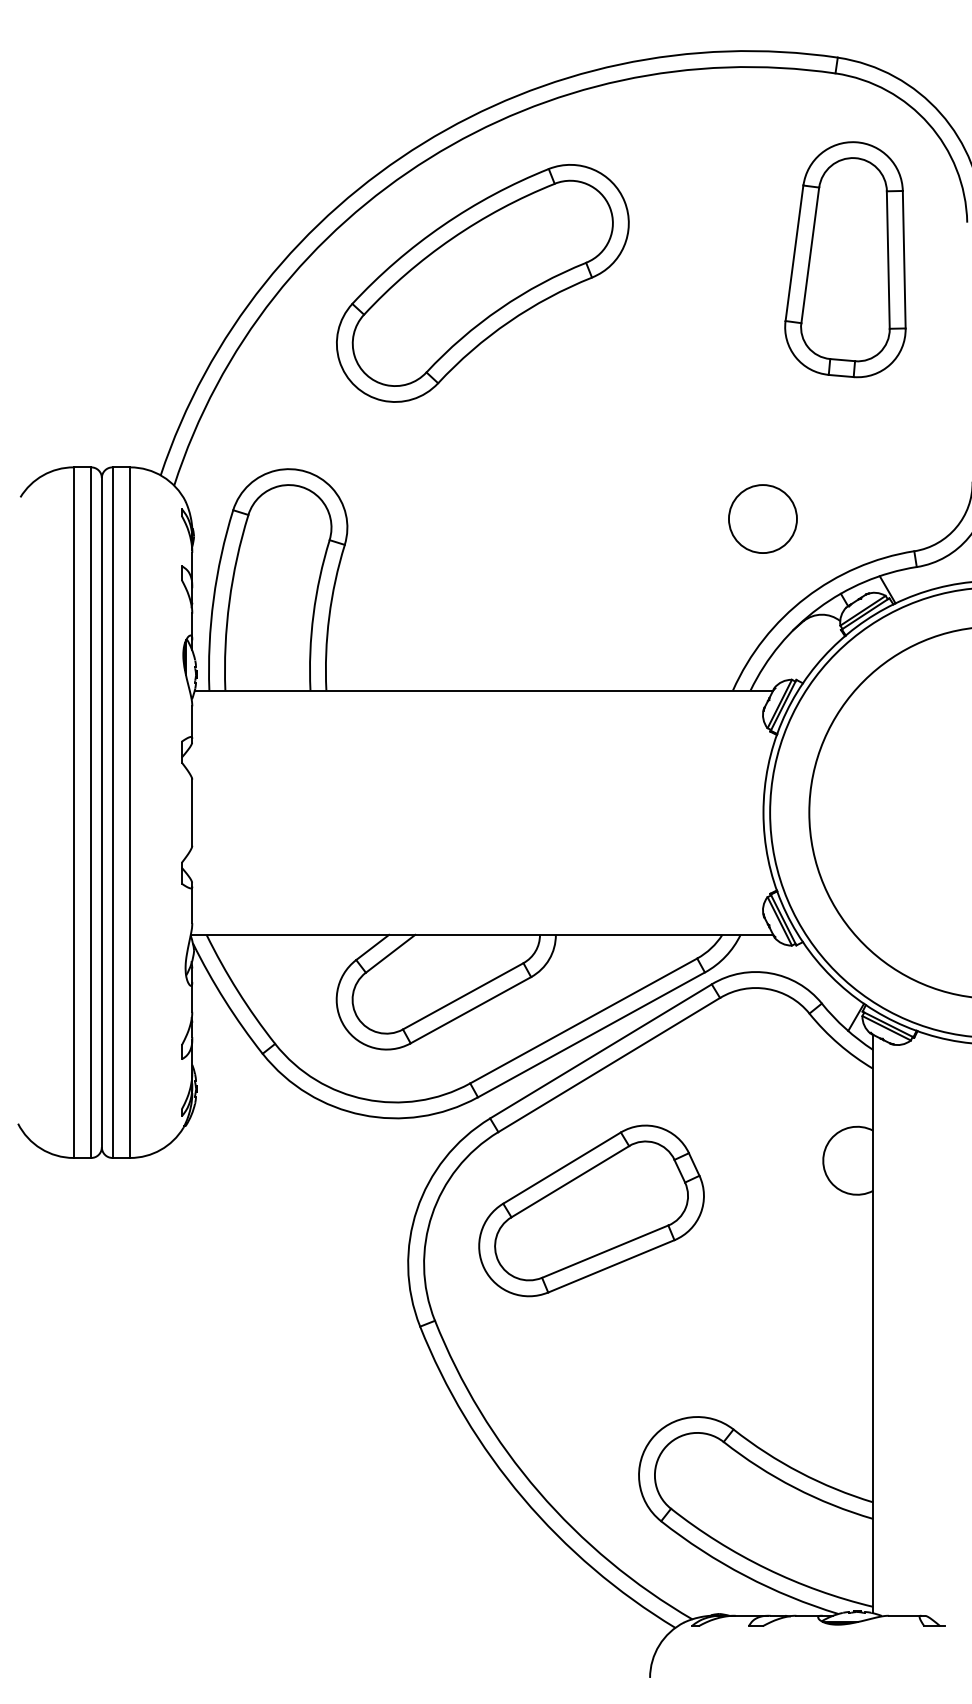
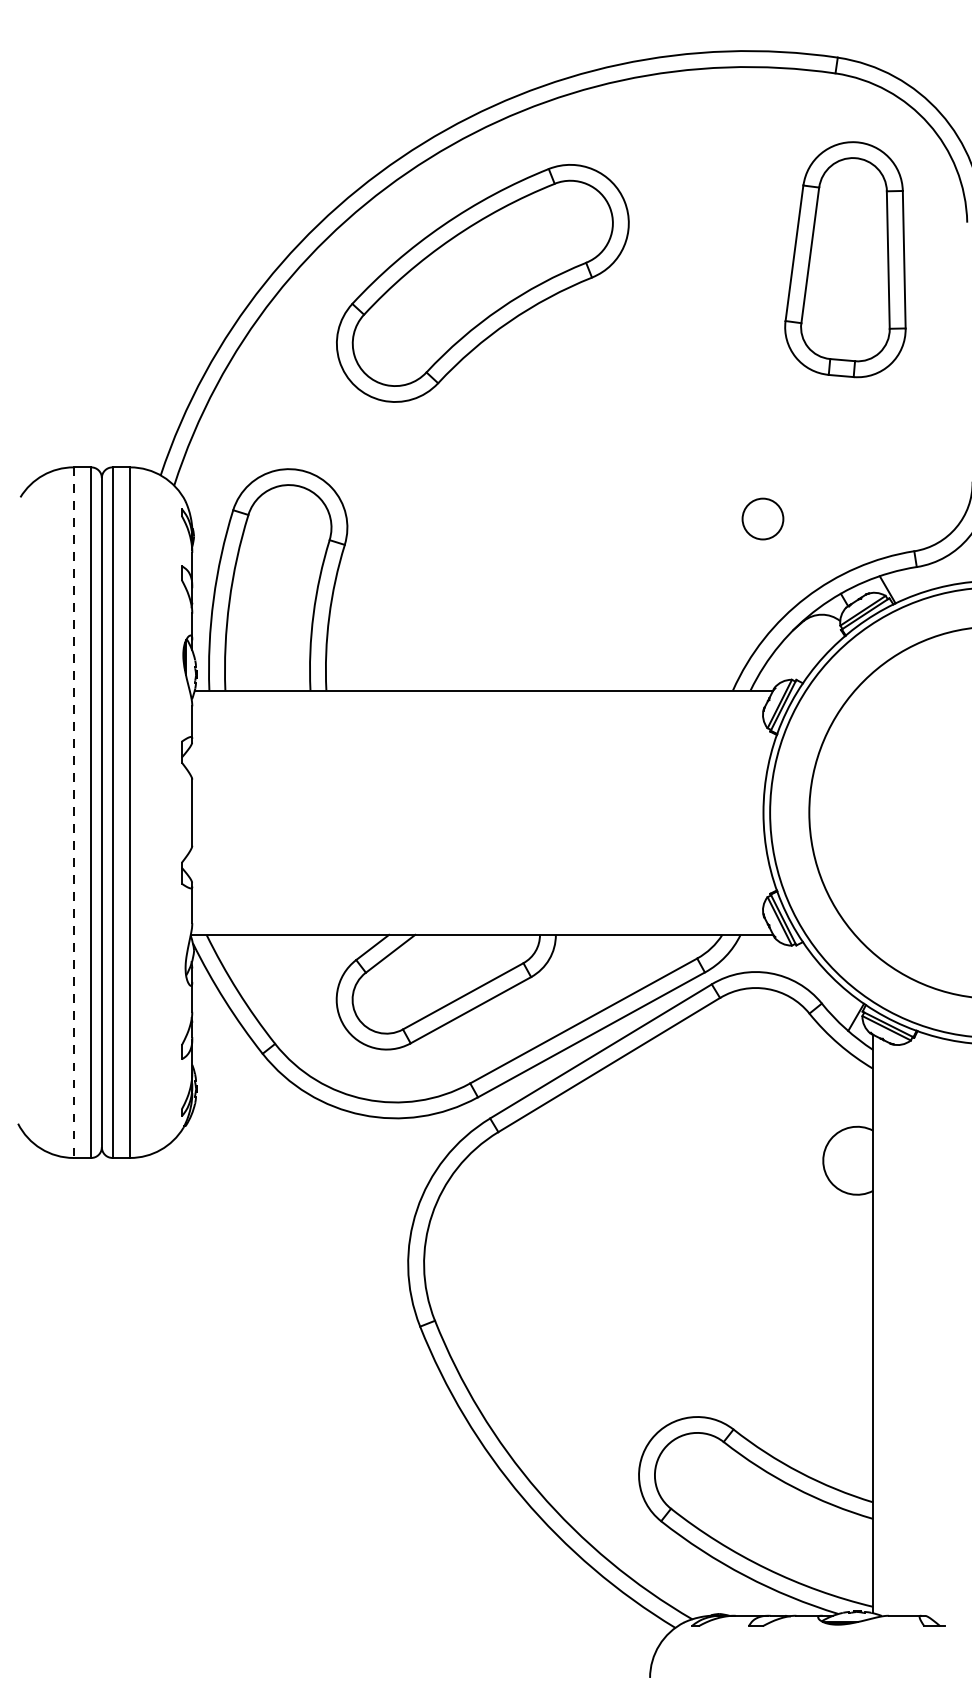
circle diameter: 68 px -> 41 px (762, 518)
line: solid -> dashed (73, 813)
part: present -> none (591, 1210)
